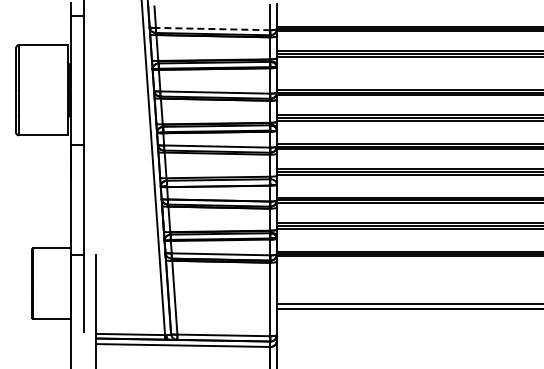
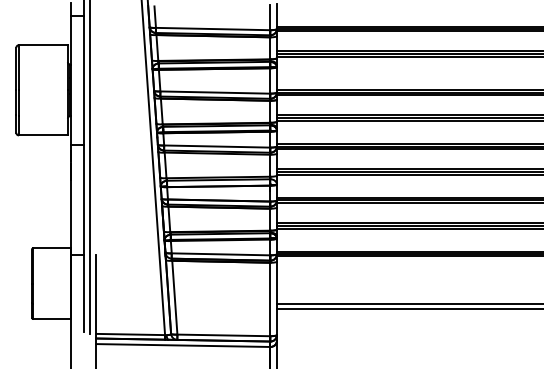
line: dashed -> solid (212, 29)
line: none -> present (89, 167)
